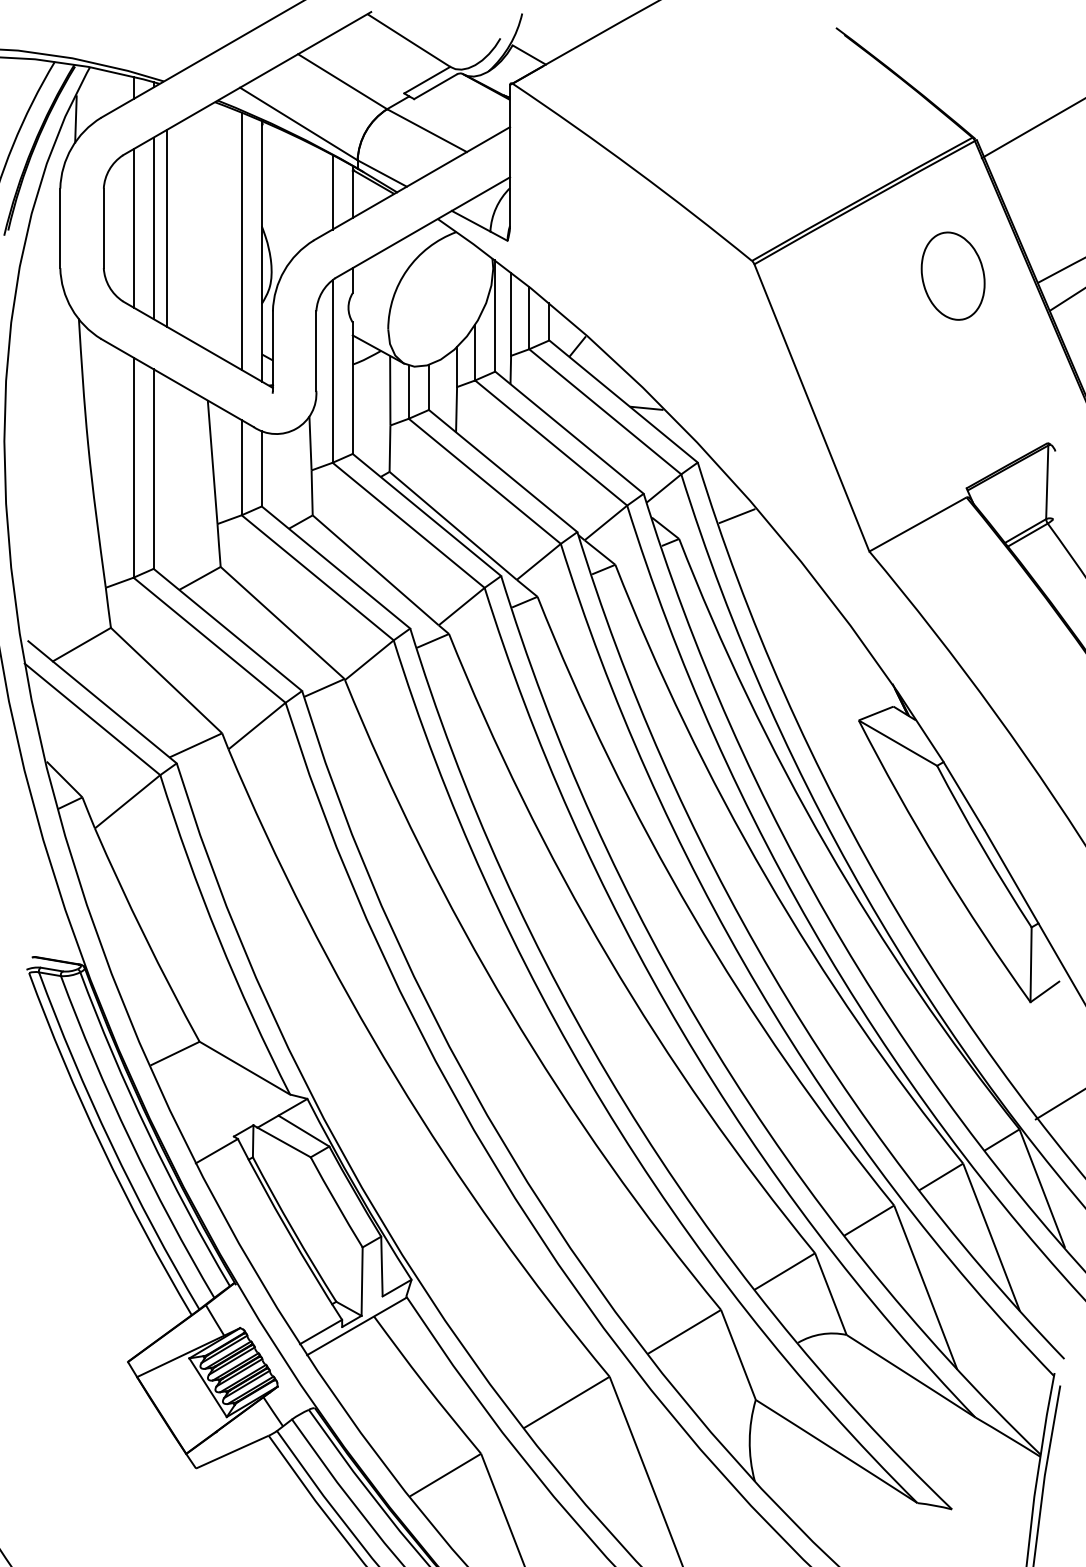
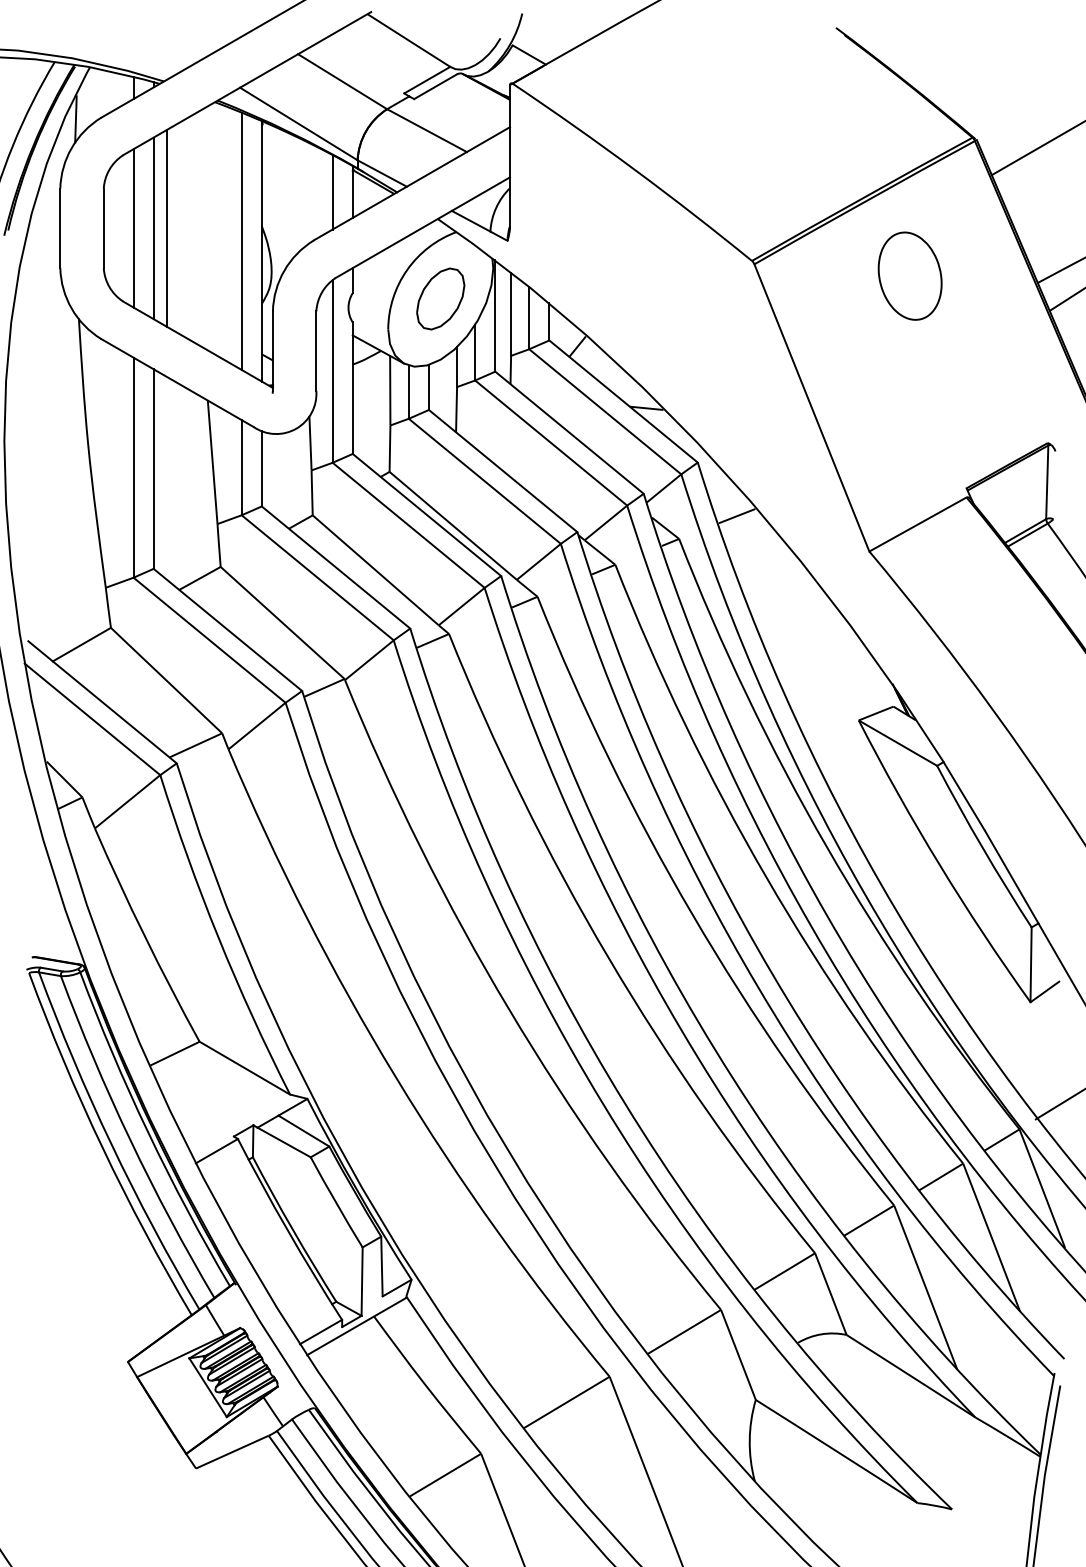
line position: (1031, 128) -> (1036, 148) (1036, 148)
part position: (952, 275) -> (909, 275) (909, 275)
part: none -> present (440, 298)
